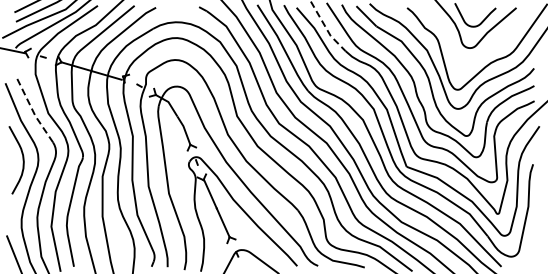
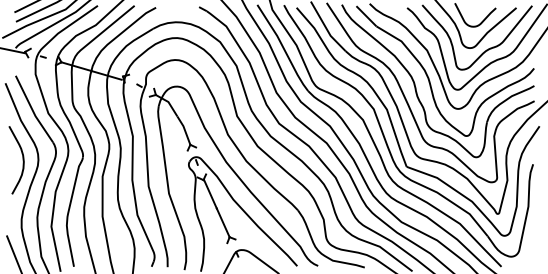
line: dashed -> solid (326, 29)
curve: none -> present (486, 49)
line: dashed -> solid (32, 110)
